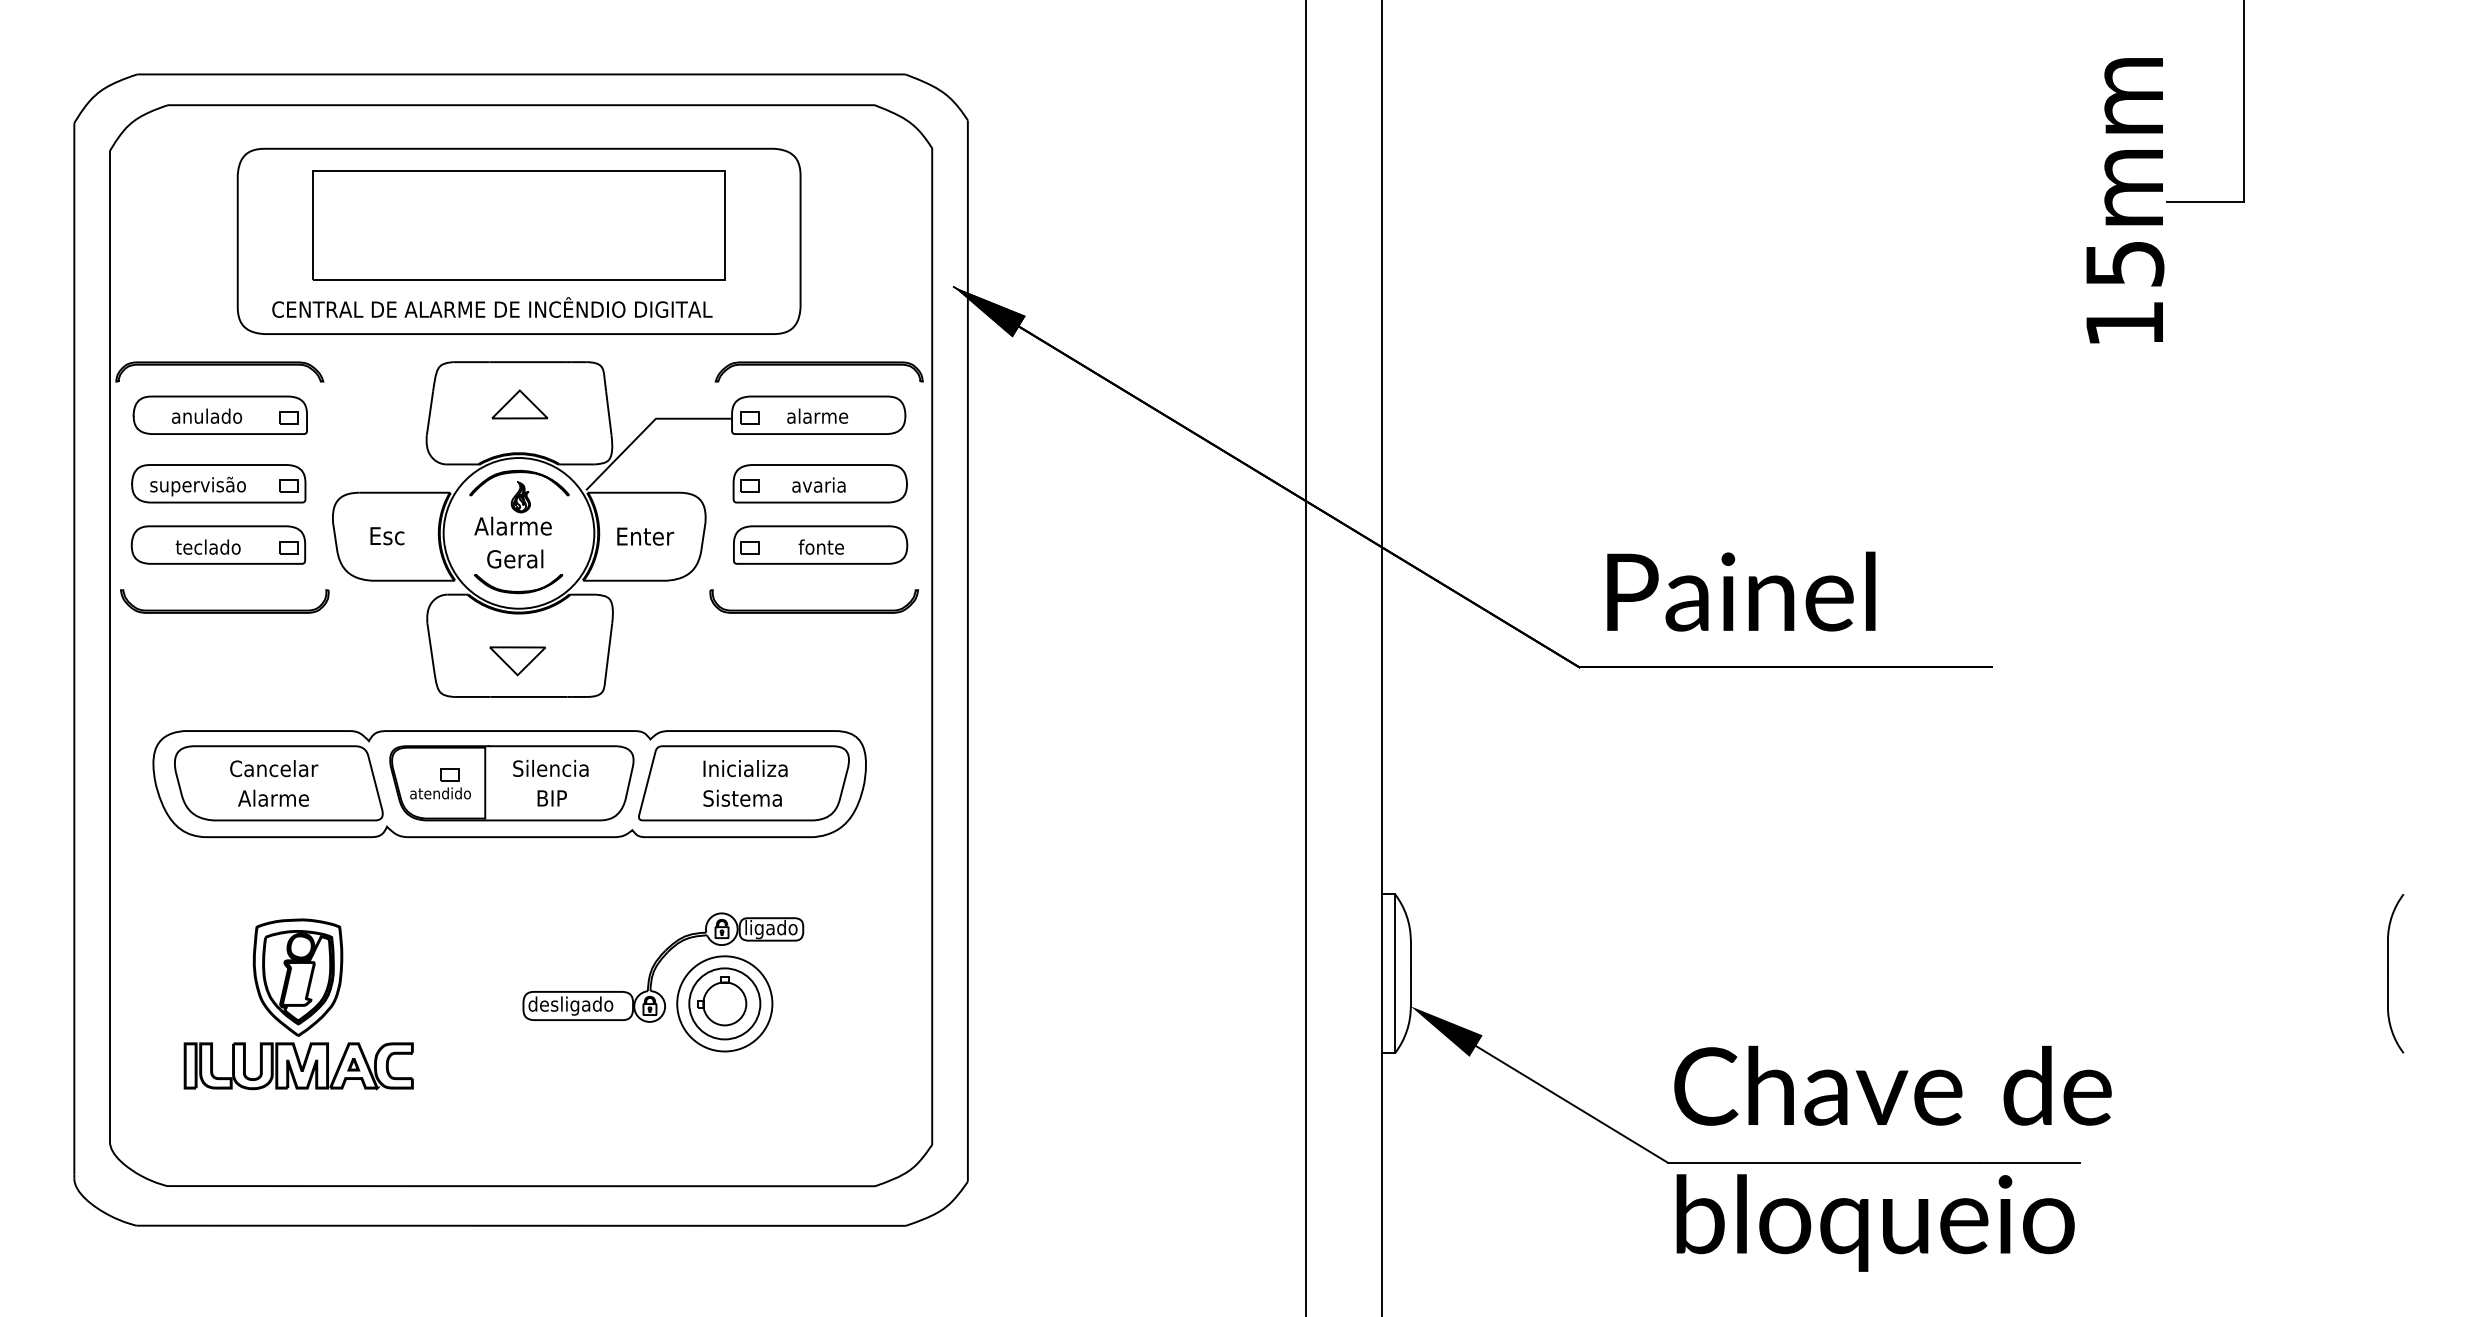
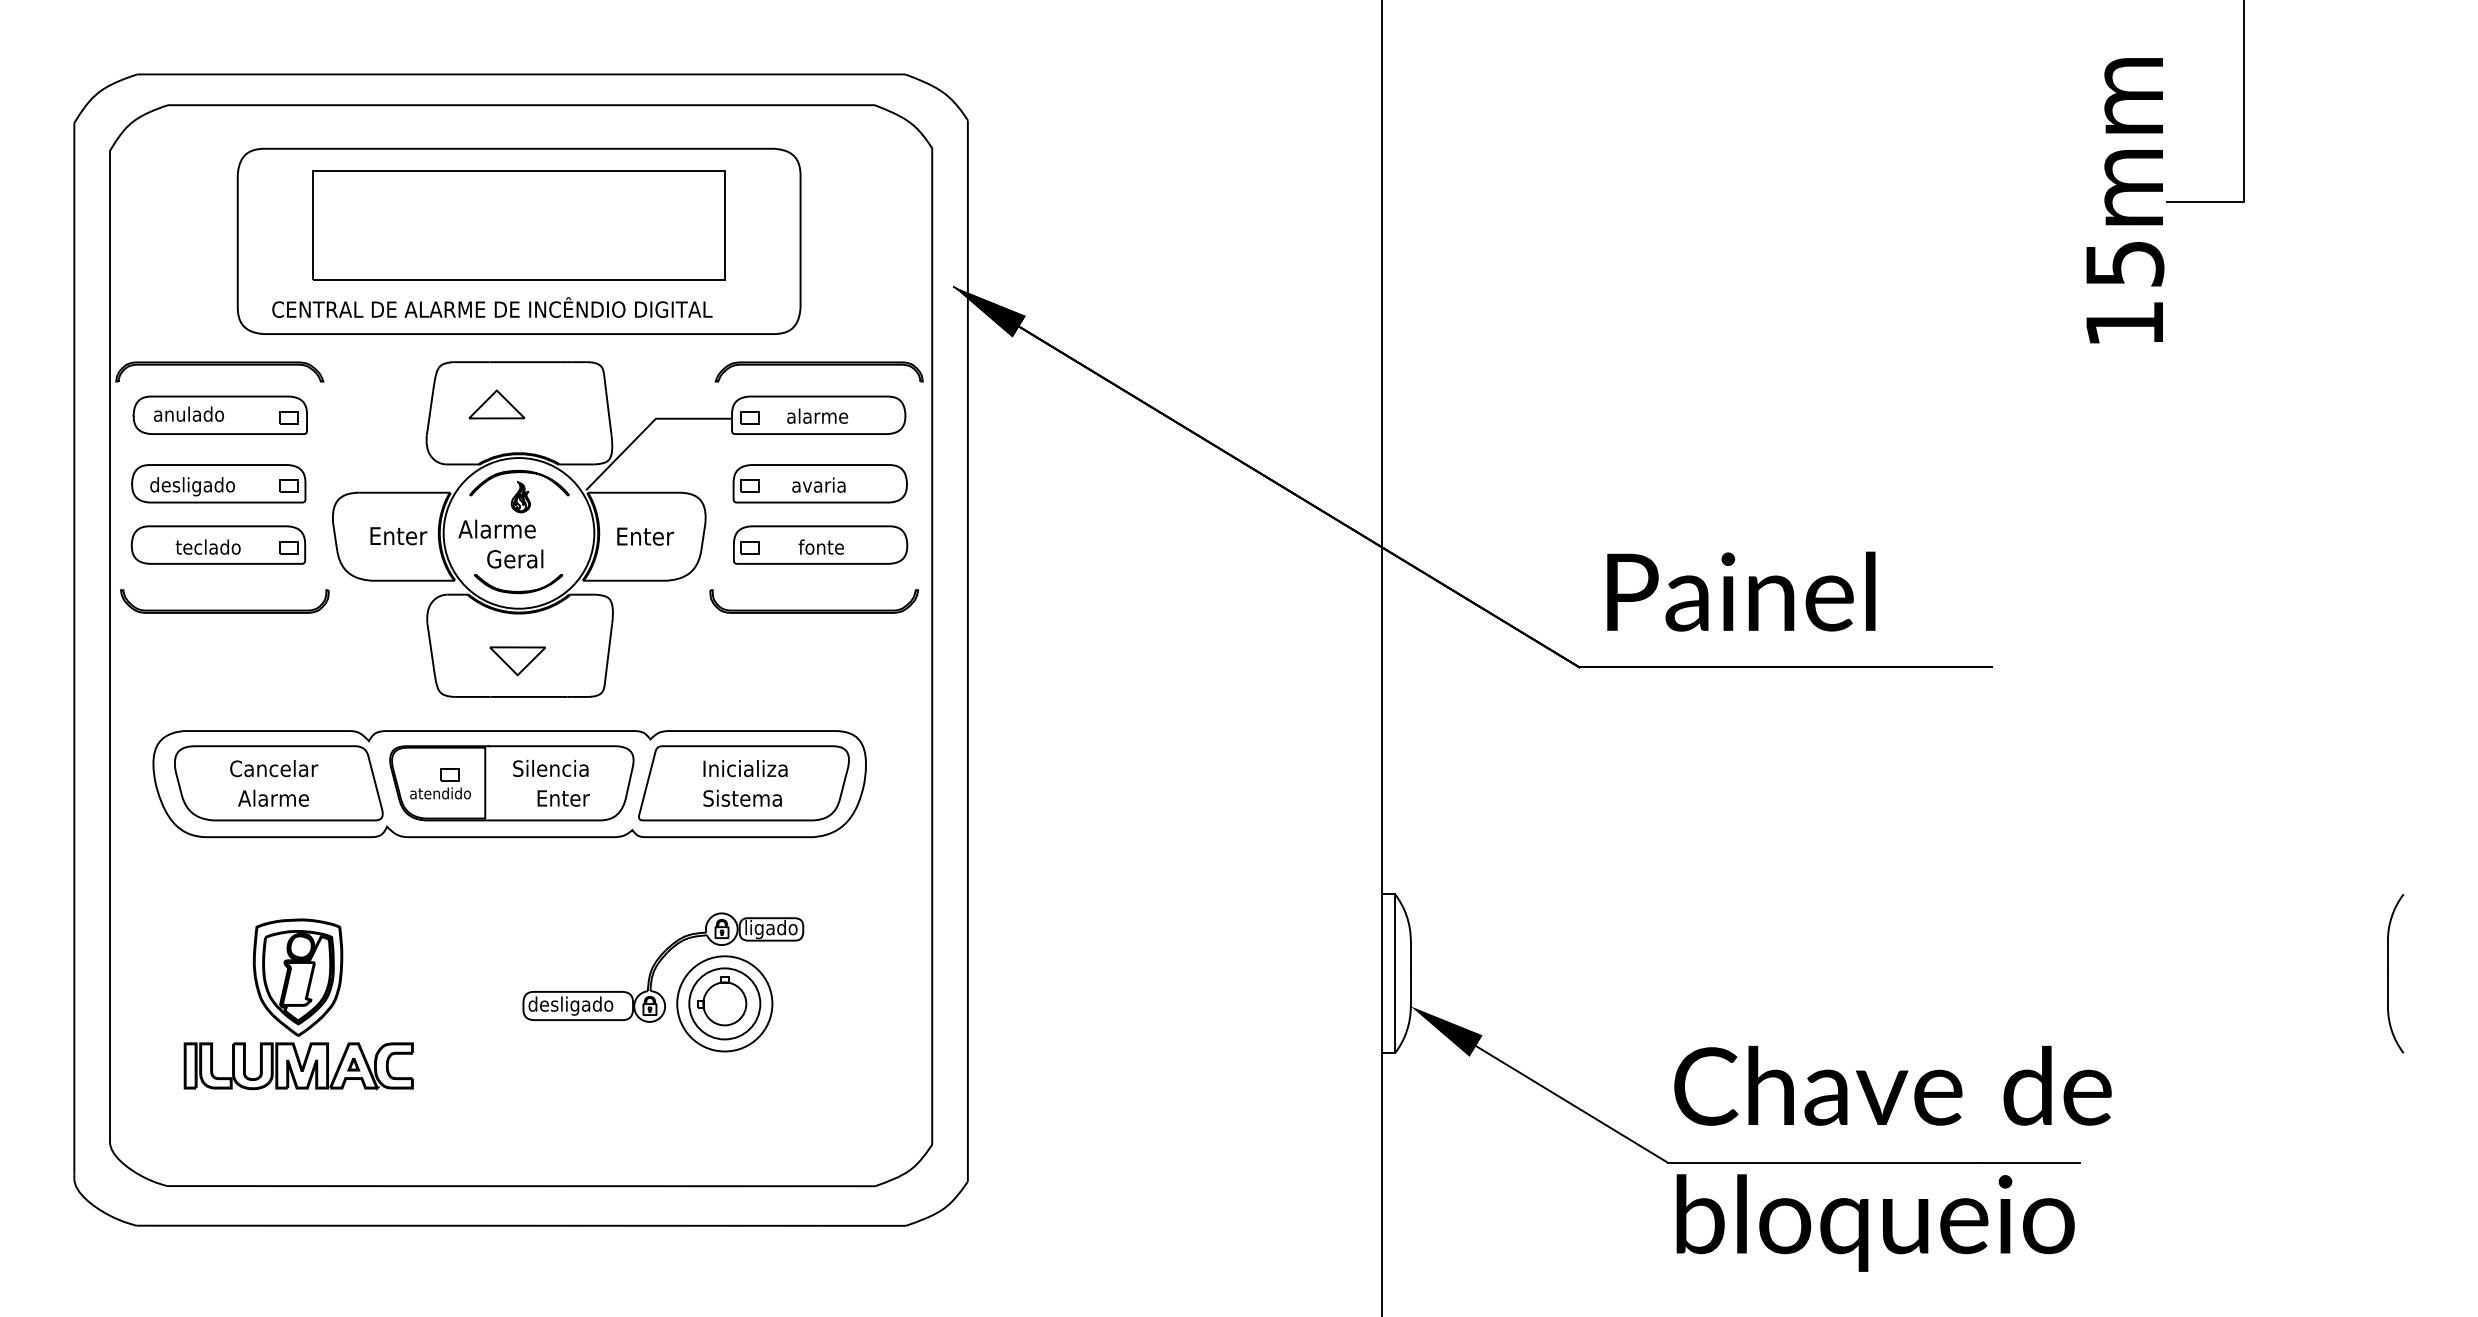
part position: (519, 404) -> (496, 404) (496, 404)
text position: (206, 415) -> (188, 413) (188, 413)
text: supervisão -> desligado (197, 486)
text position: (512, 525) -> (496, 528) (496, 528)
text: Esc -> Enter (405, 536)
line: present -> none (1305, 657)
text: BIP -> Enter (566, 798)
